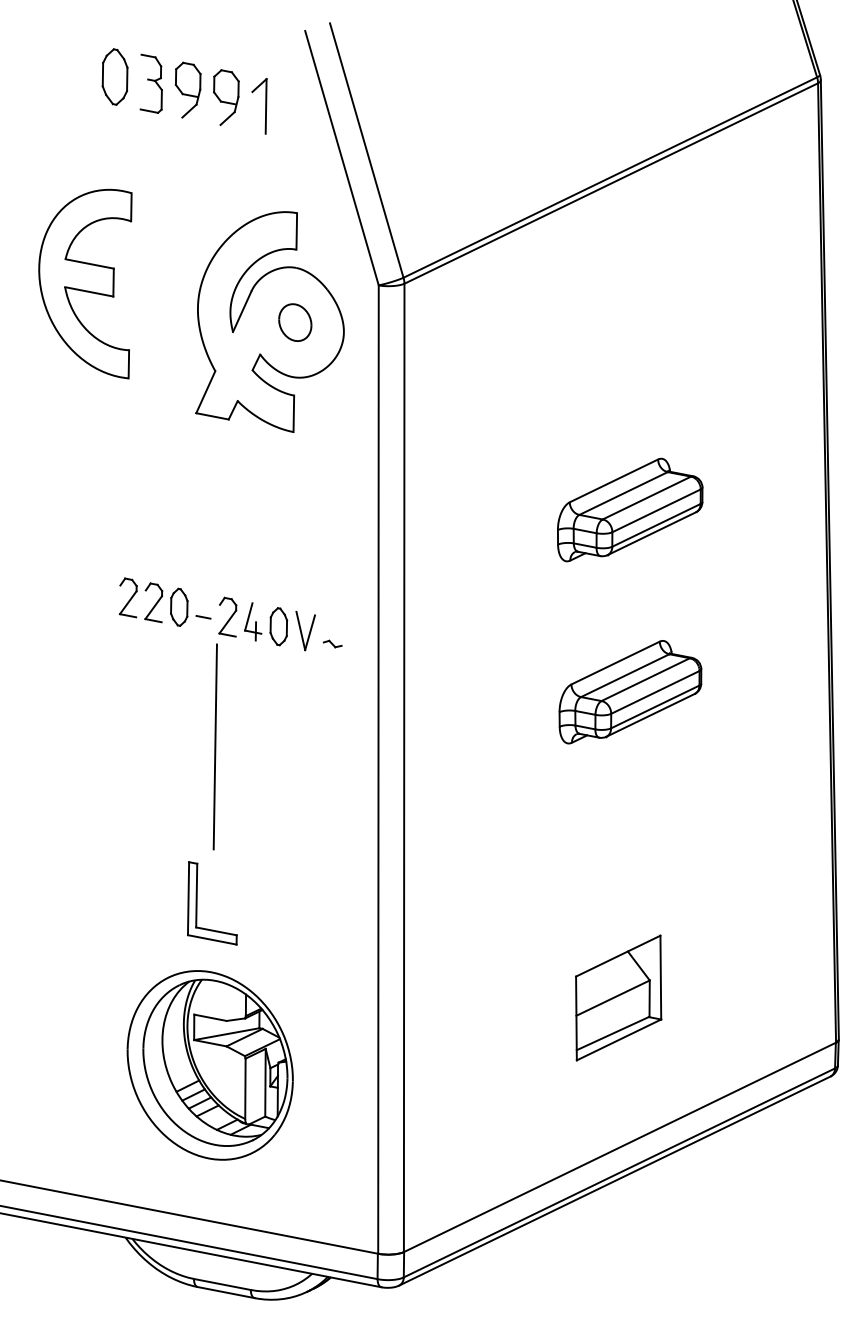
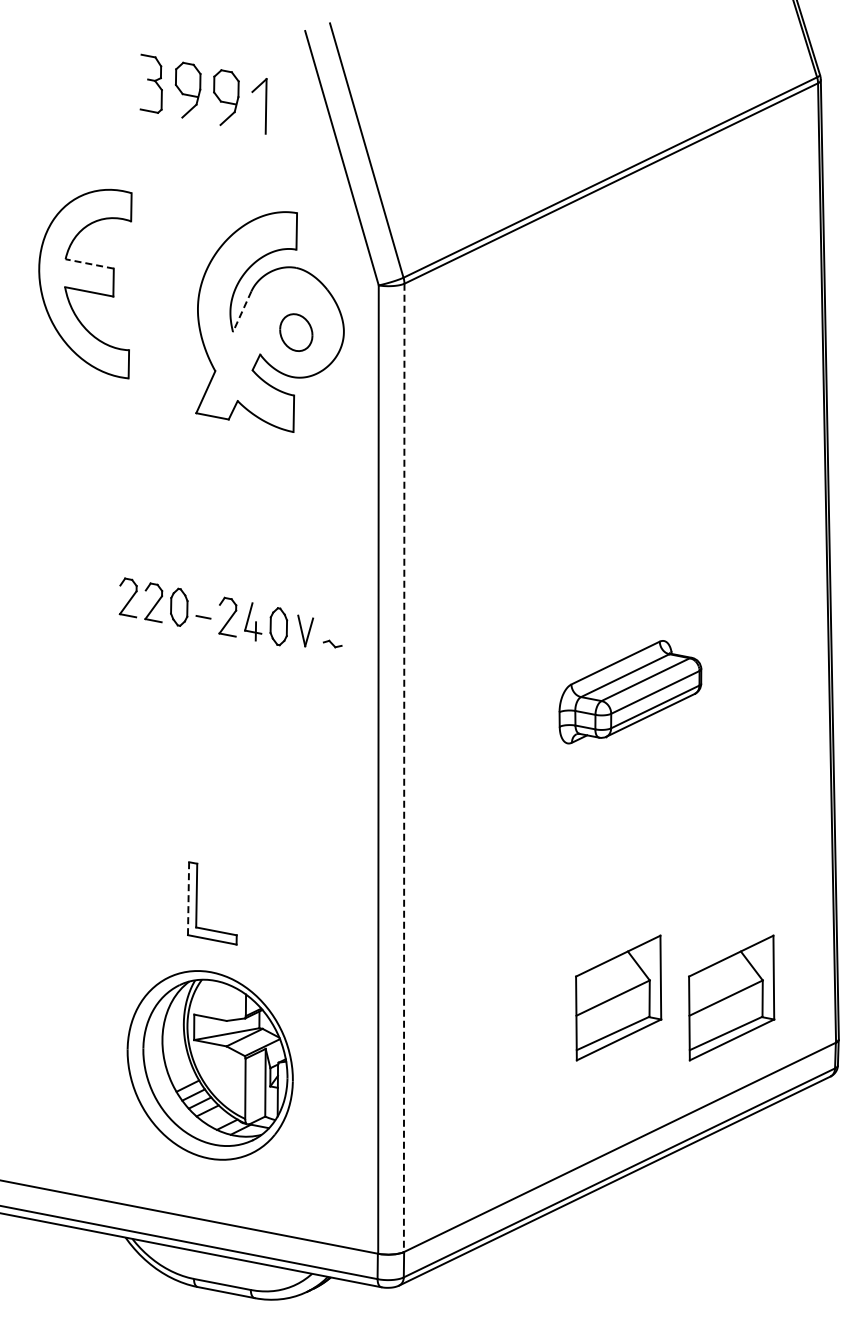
part: present -> none (114, 76)
line: solid -> dashed (89, 263)
line: solid -> dashed (241, 312)
part position: (295, 322) -> (296, 332) (296, 332)
part: present -> none (630, 509)
part size: 21x42 px -> 18x34 px (305, 630)
line: present -> none (214, 746)
line: solid -> dashed (404, 768)
line: solid -> dashed (188, 898)
part: none -> present (731, 997)
